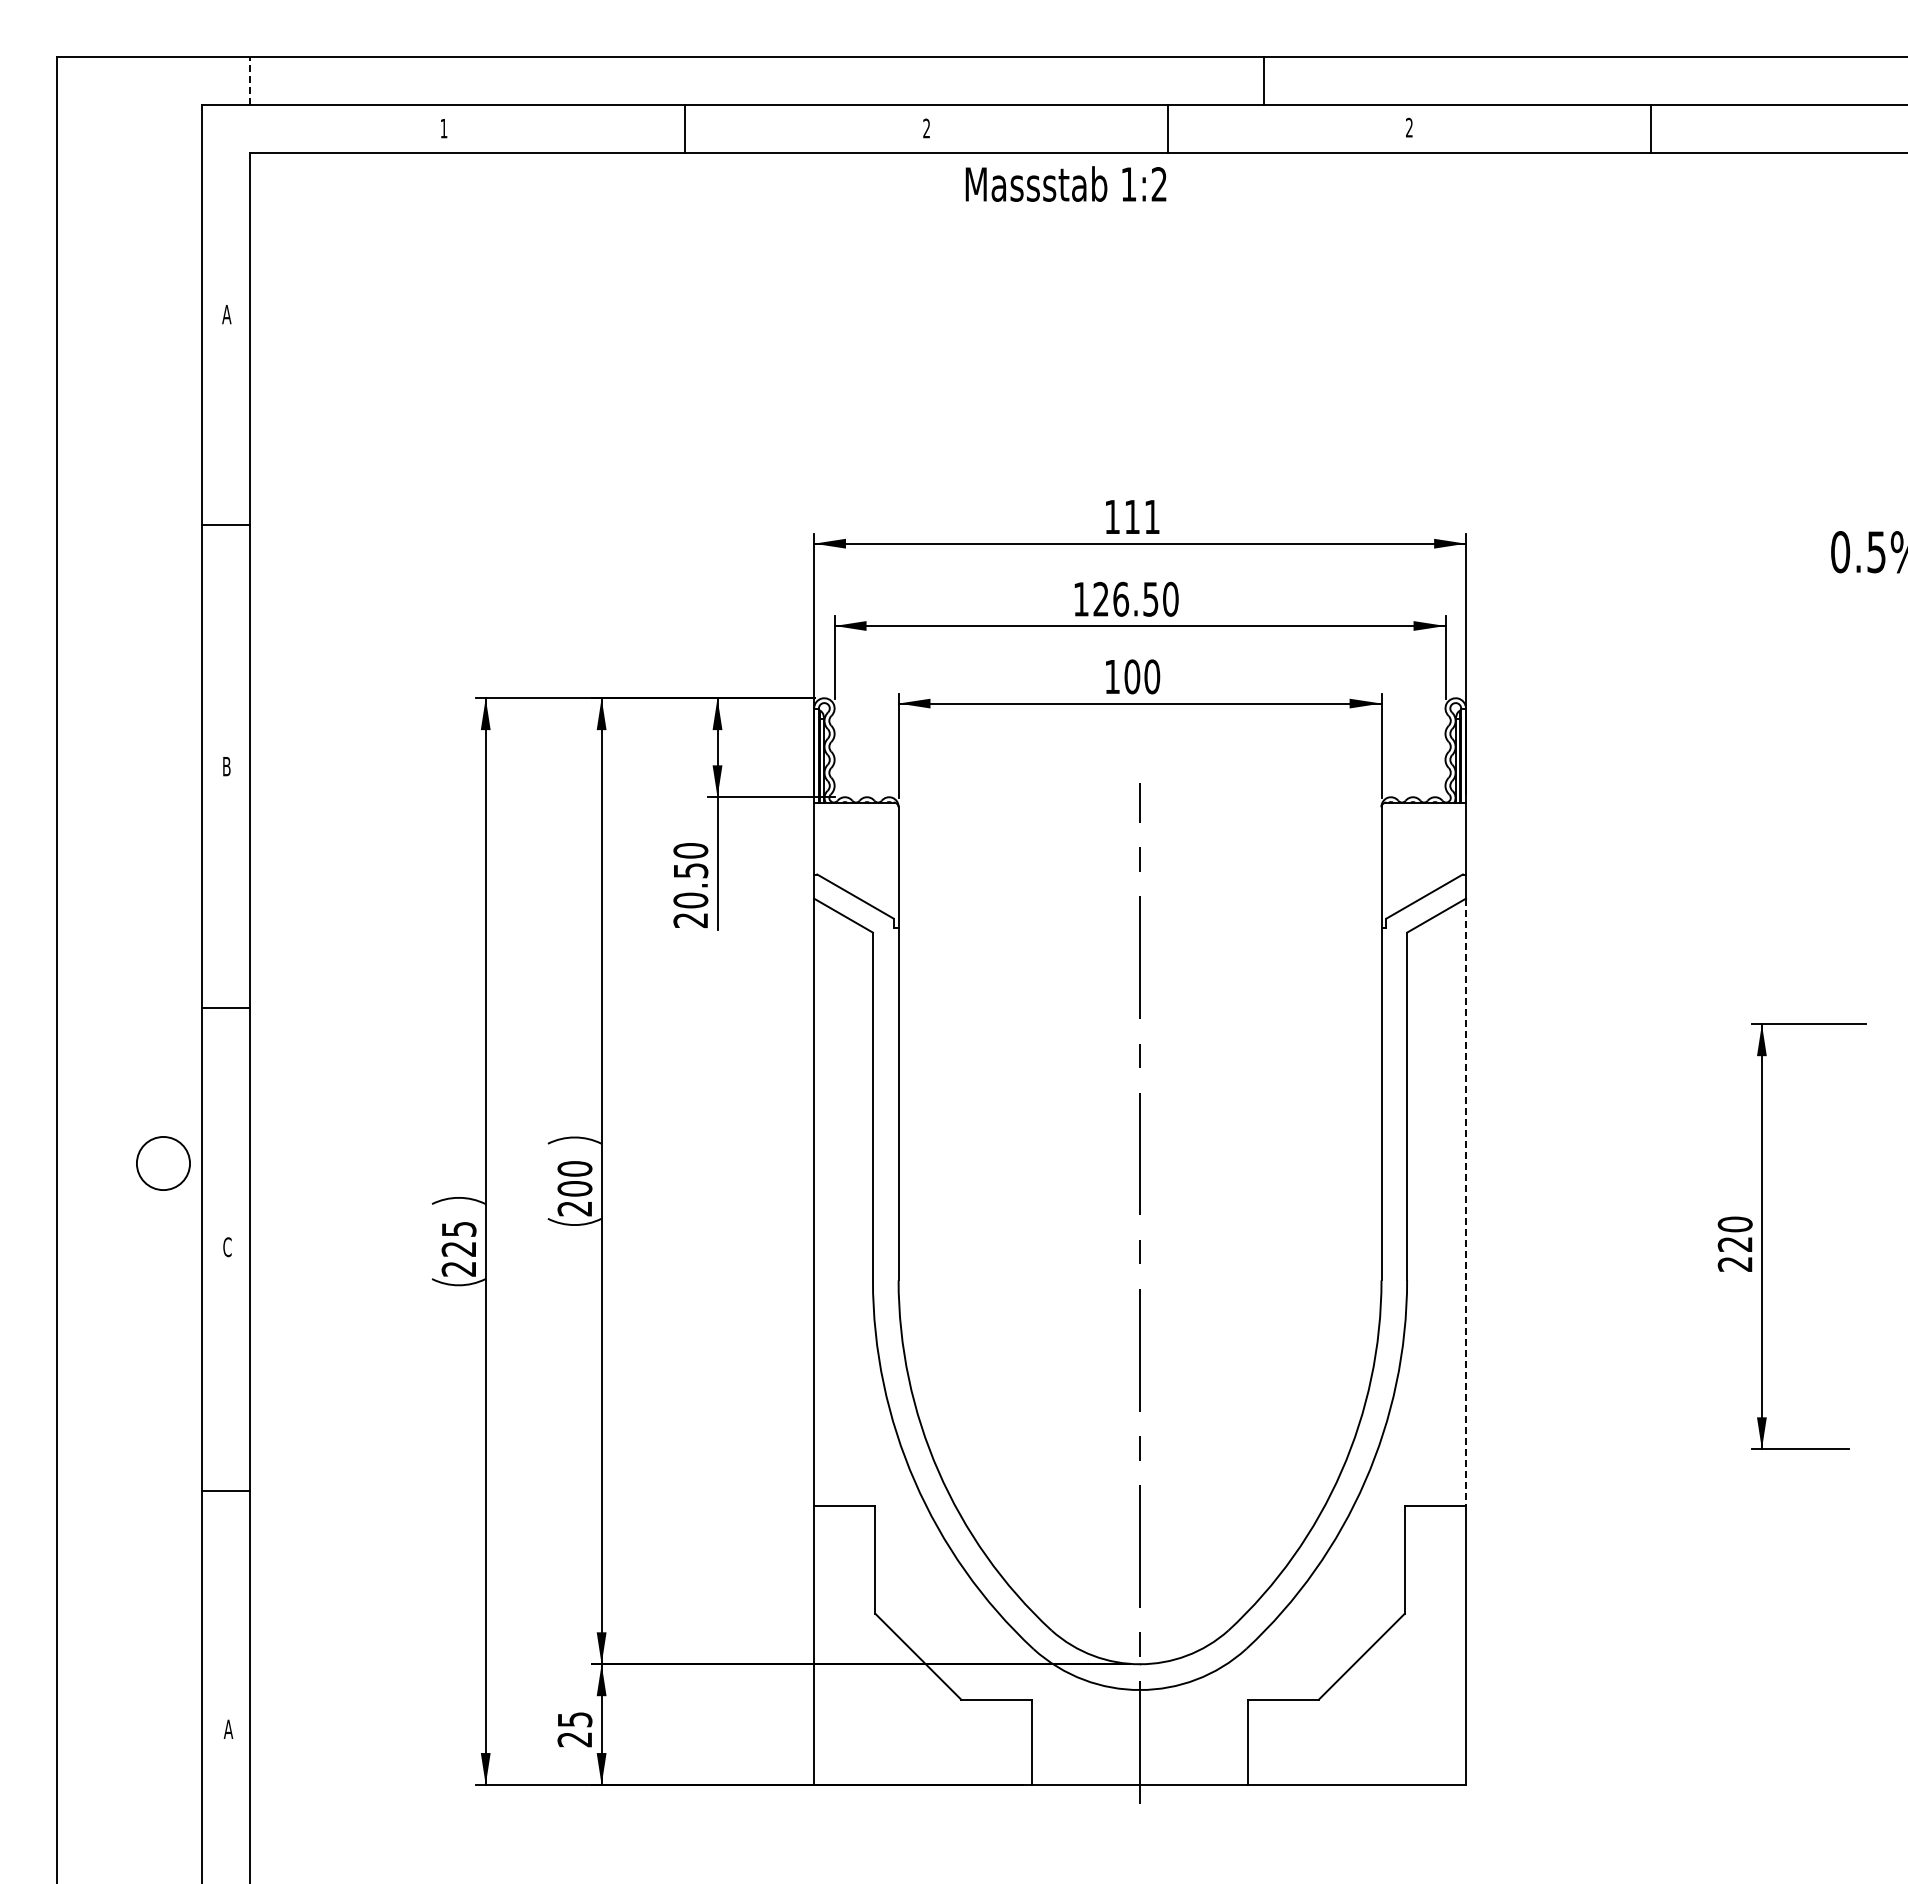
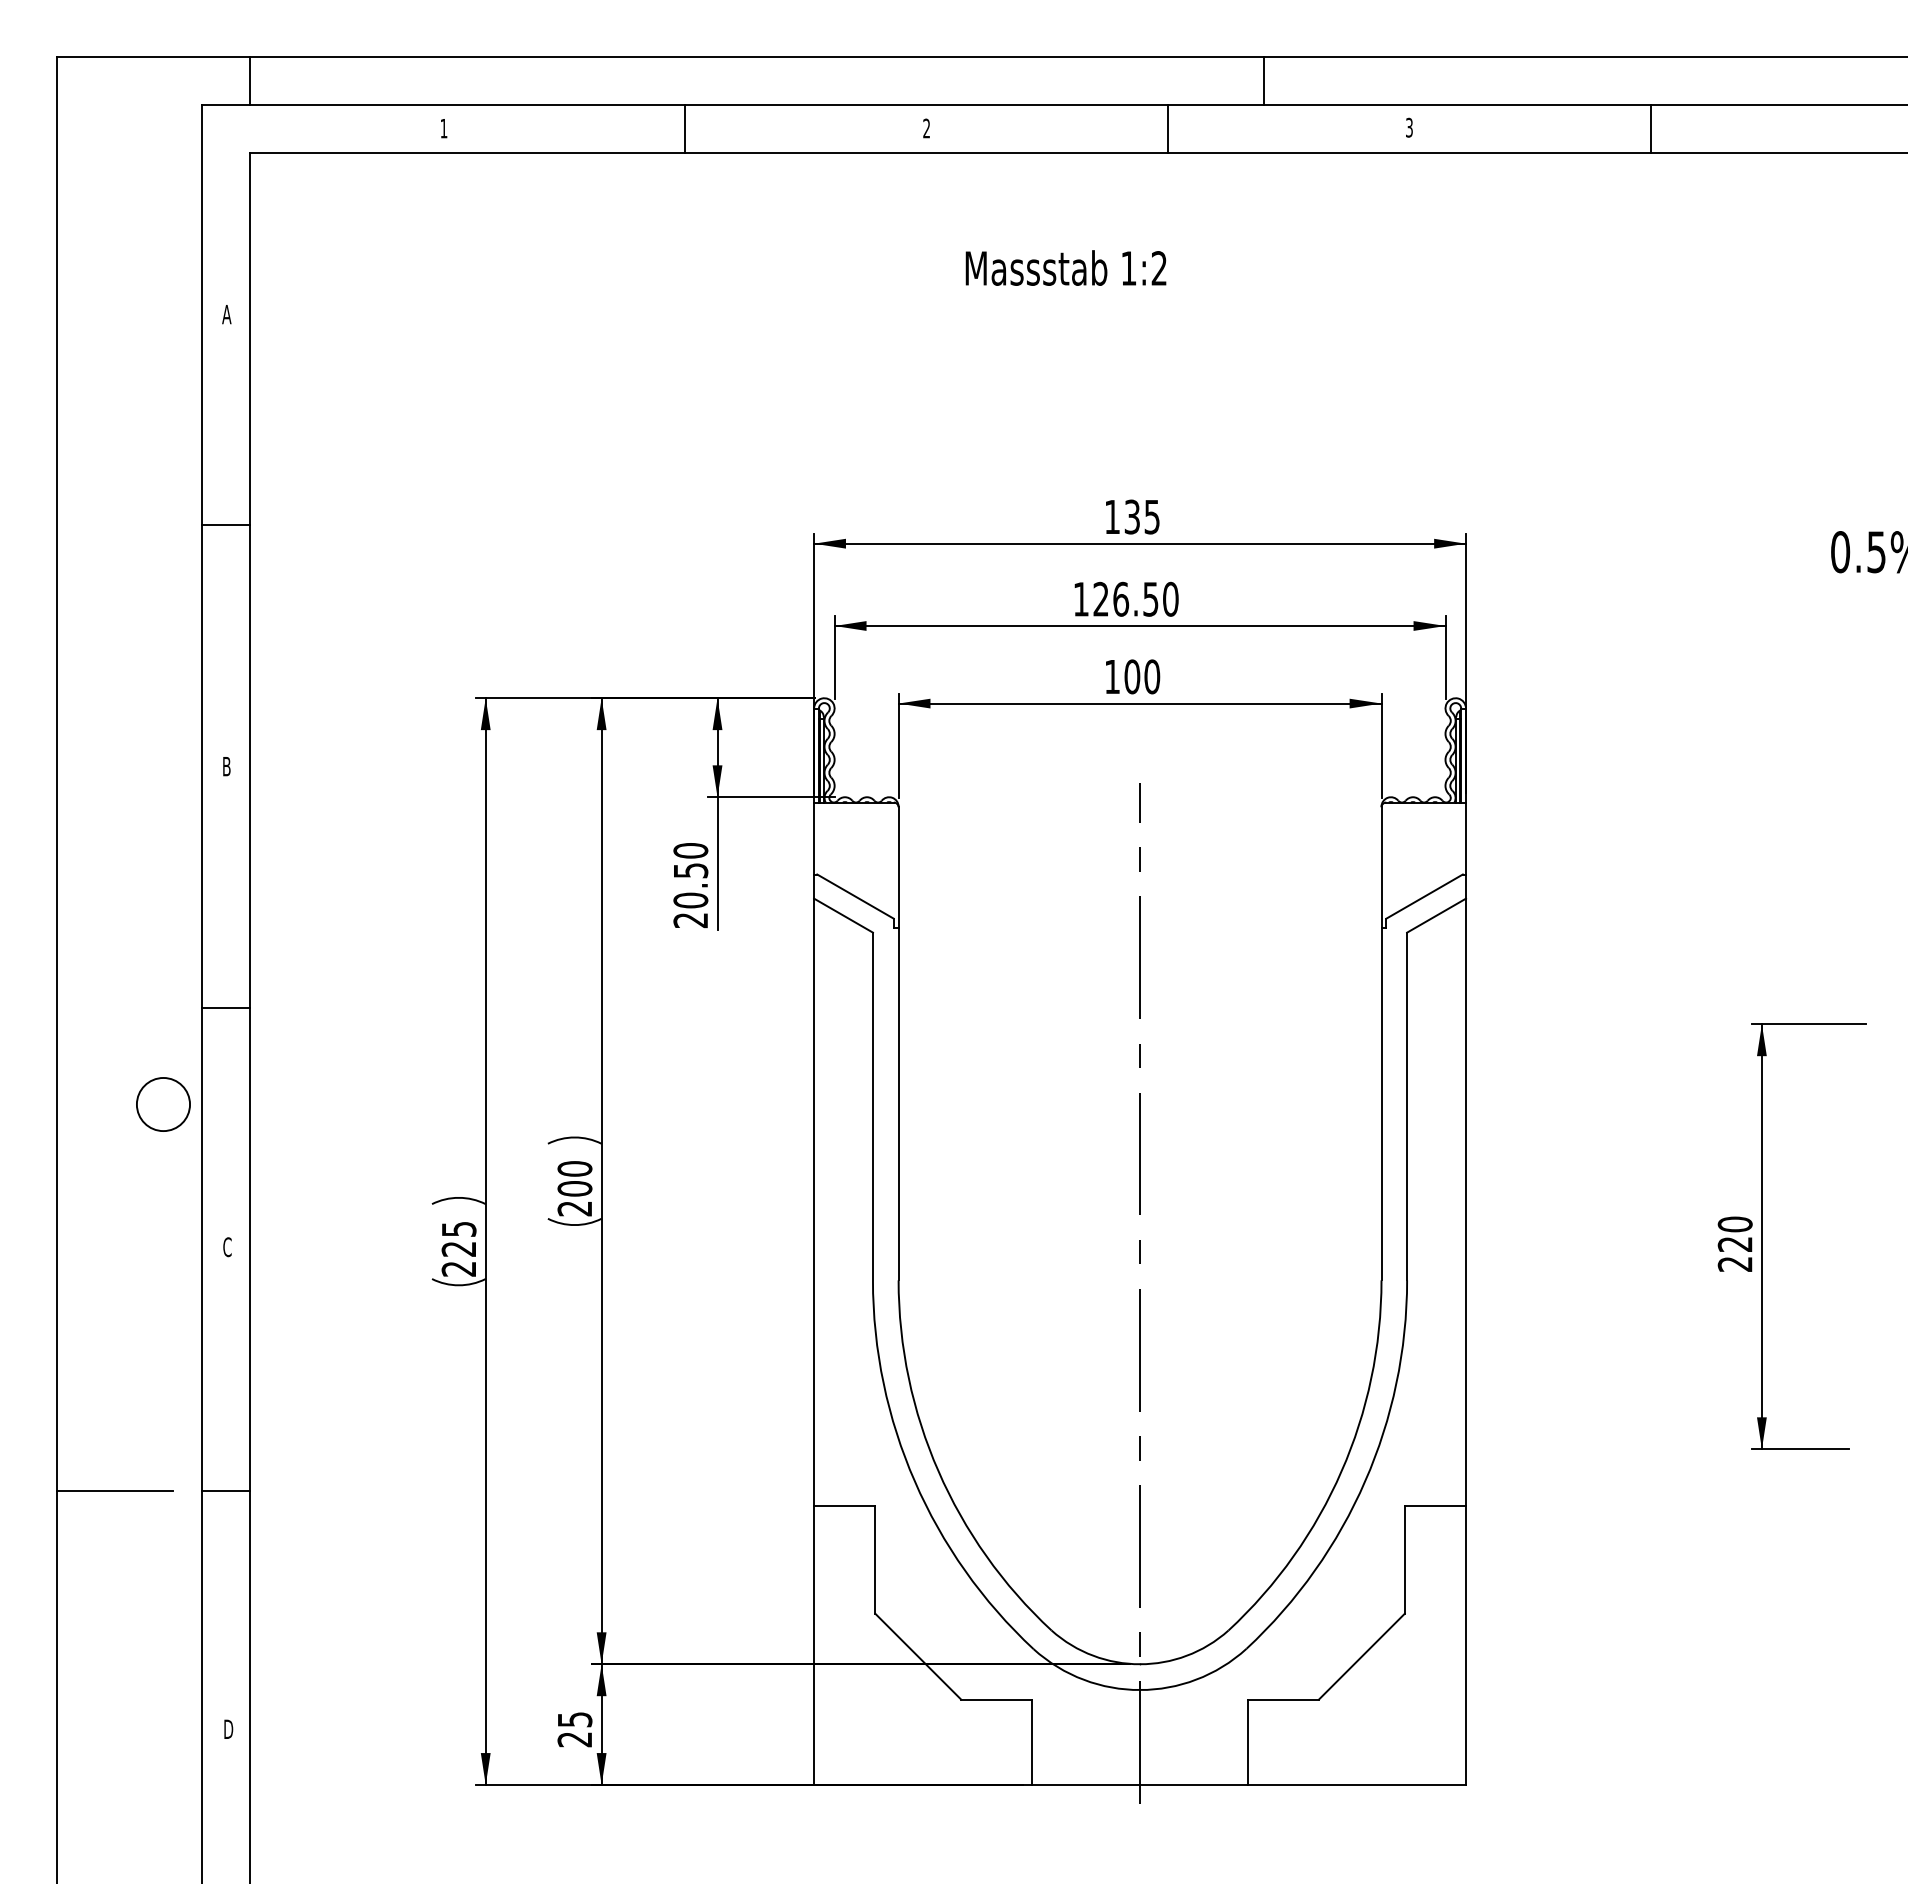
line: dashed -> solid (250, 80)
text: 2 -> 3 (1409, 127)
text position: (1065, 183) -> (1065, 267) (1065, 267)
text: 111 -> 135 (1141, 516)
circle position: (163, 1163) -> (163, 1104) (163, 1104)
line: dashed -> solid (1466, 1202)
line: none -> present (115, 1490)
text: A -> D (228, 1728)
